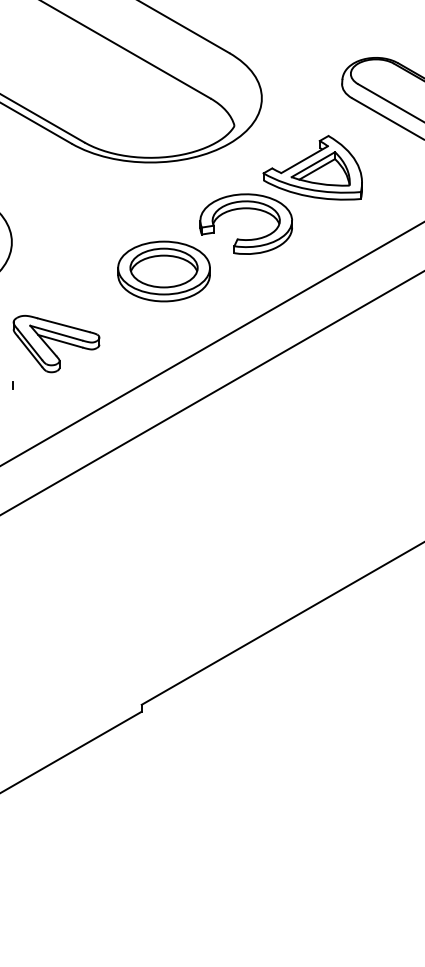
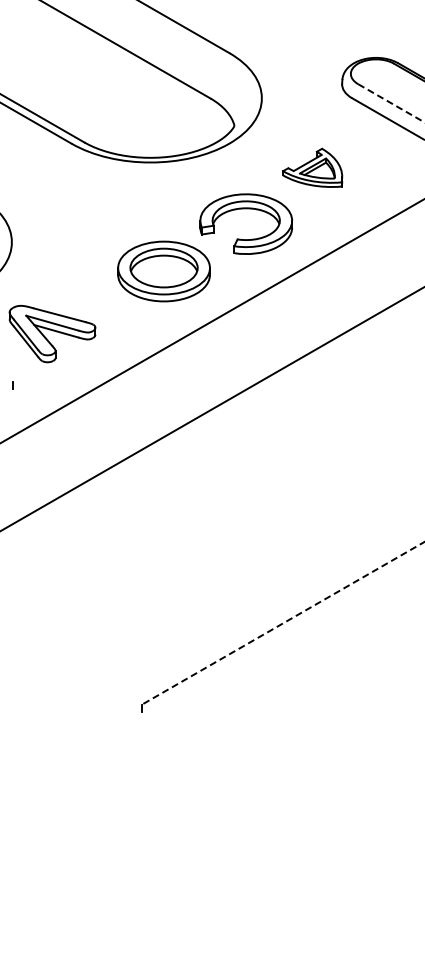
line: solid -> dashed (391, 103)
part size: 101x66 px -> 62x41 px (312, 167)
line position: (211, 343) -> (211, 321) (211, 321)
part position: (56, 344) -> (52, 334) (52, 334)
line position: (211, 392) -> (211, 408) (211, 408)
line: solid -> dashed (283, 623)
line: present -> none (71, 751)
